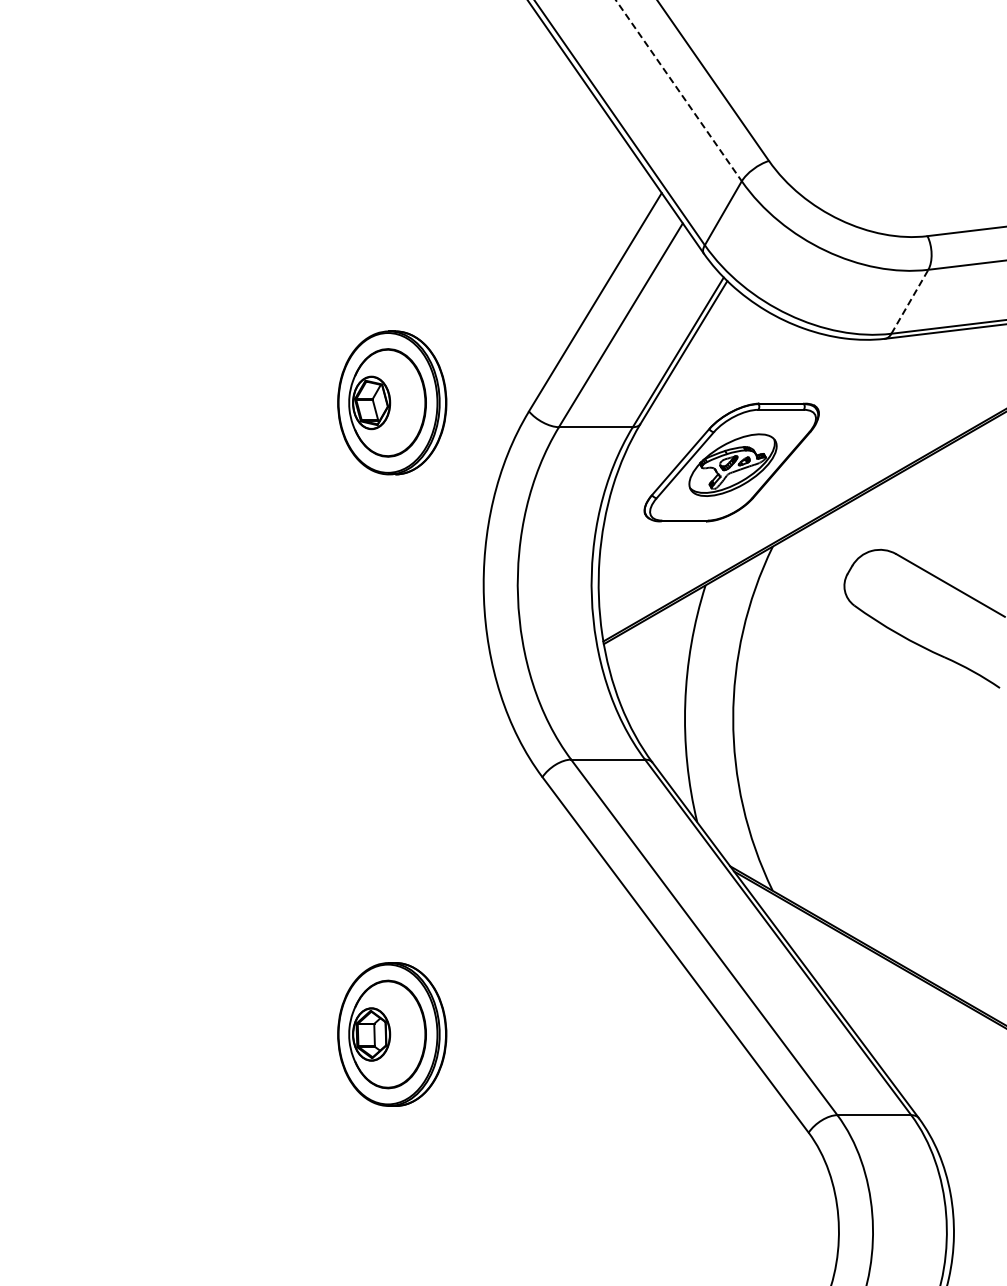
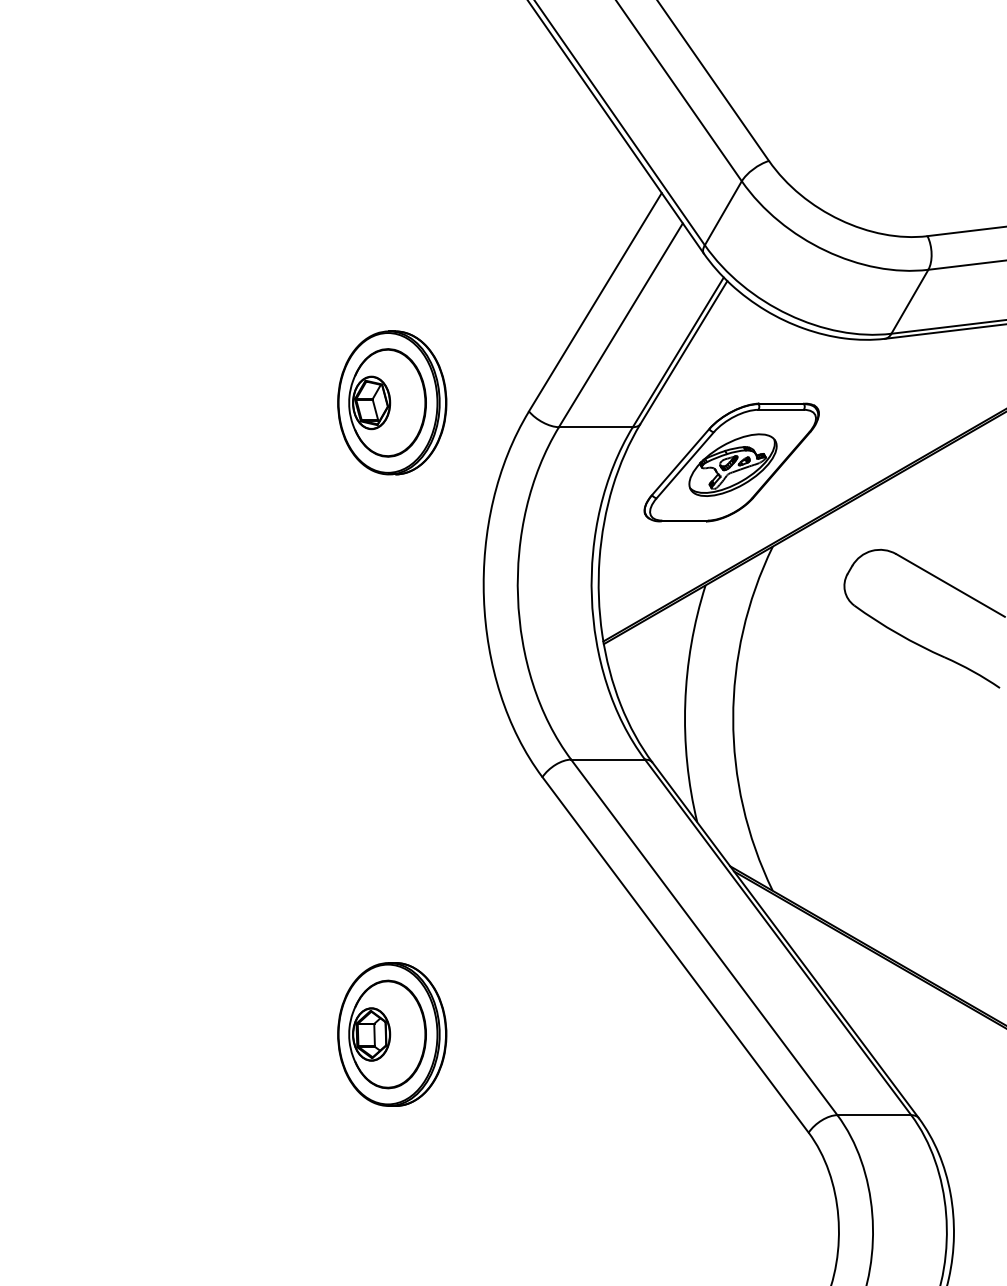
line: dashed -> solid (679, 90)
line: dashed -> solid (909, 301)
